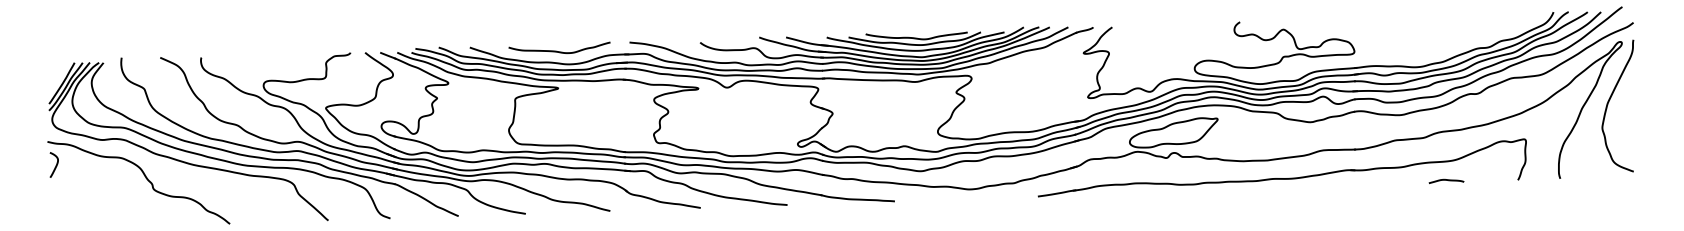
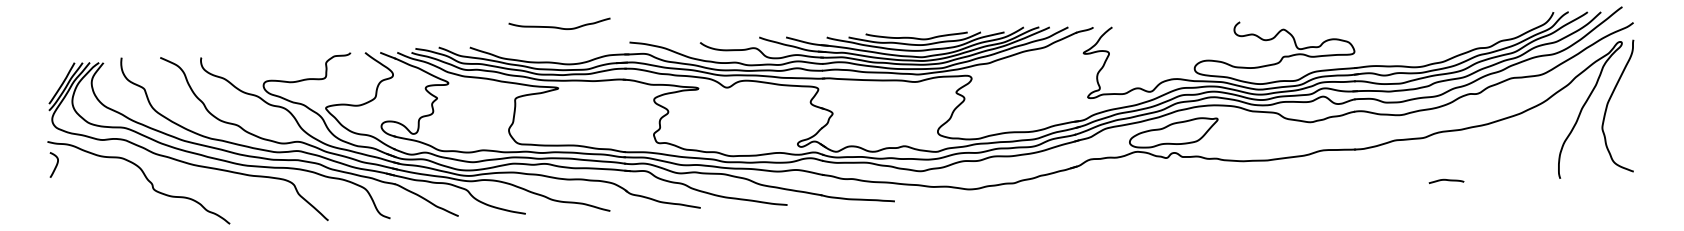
curve position: (559, 51) -> (559, 27) (559, 27)
part: present -> none (1281, 178)
